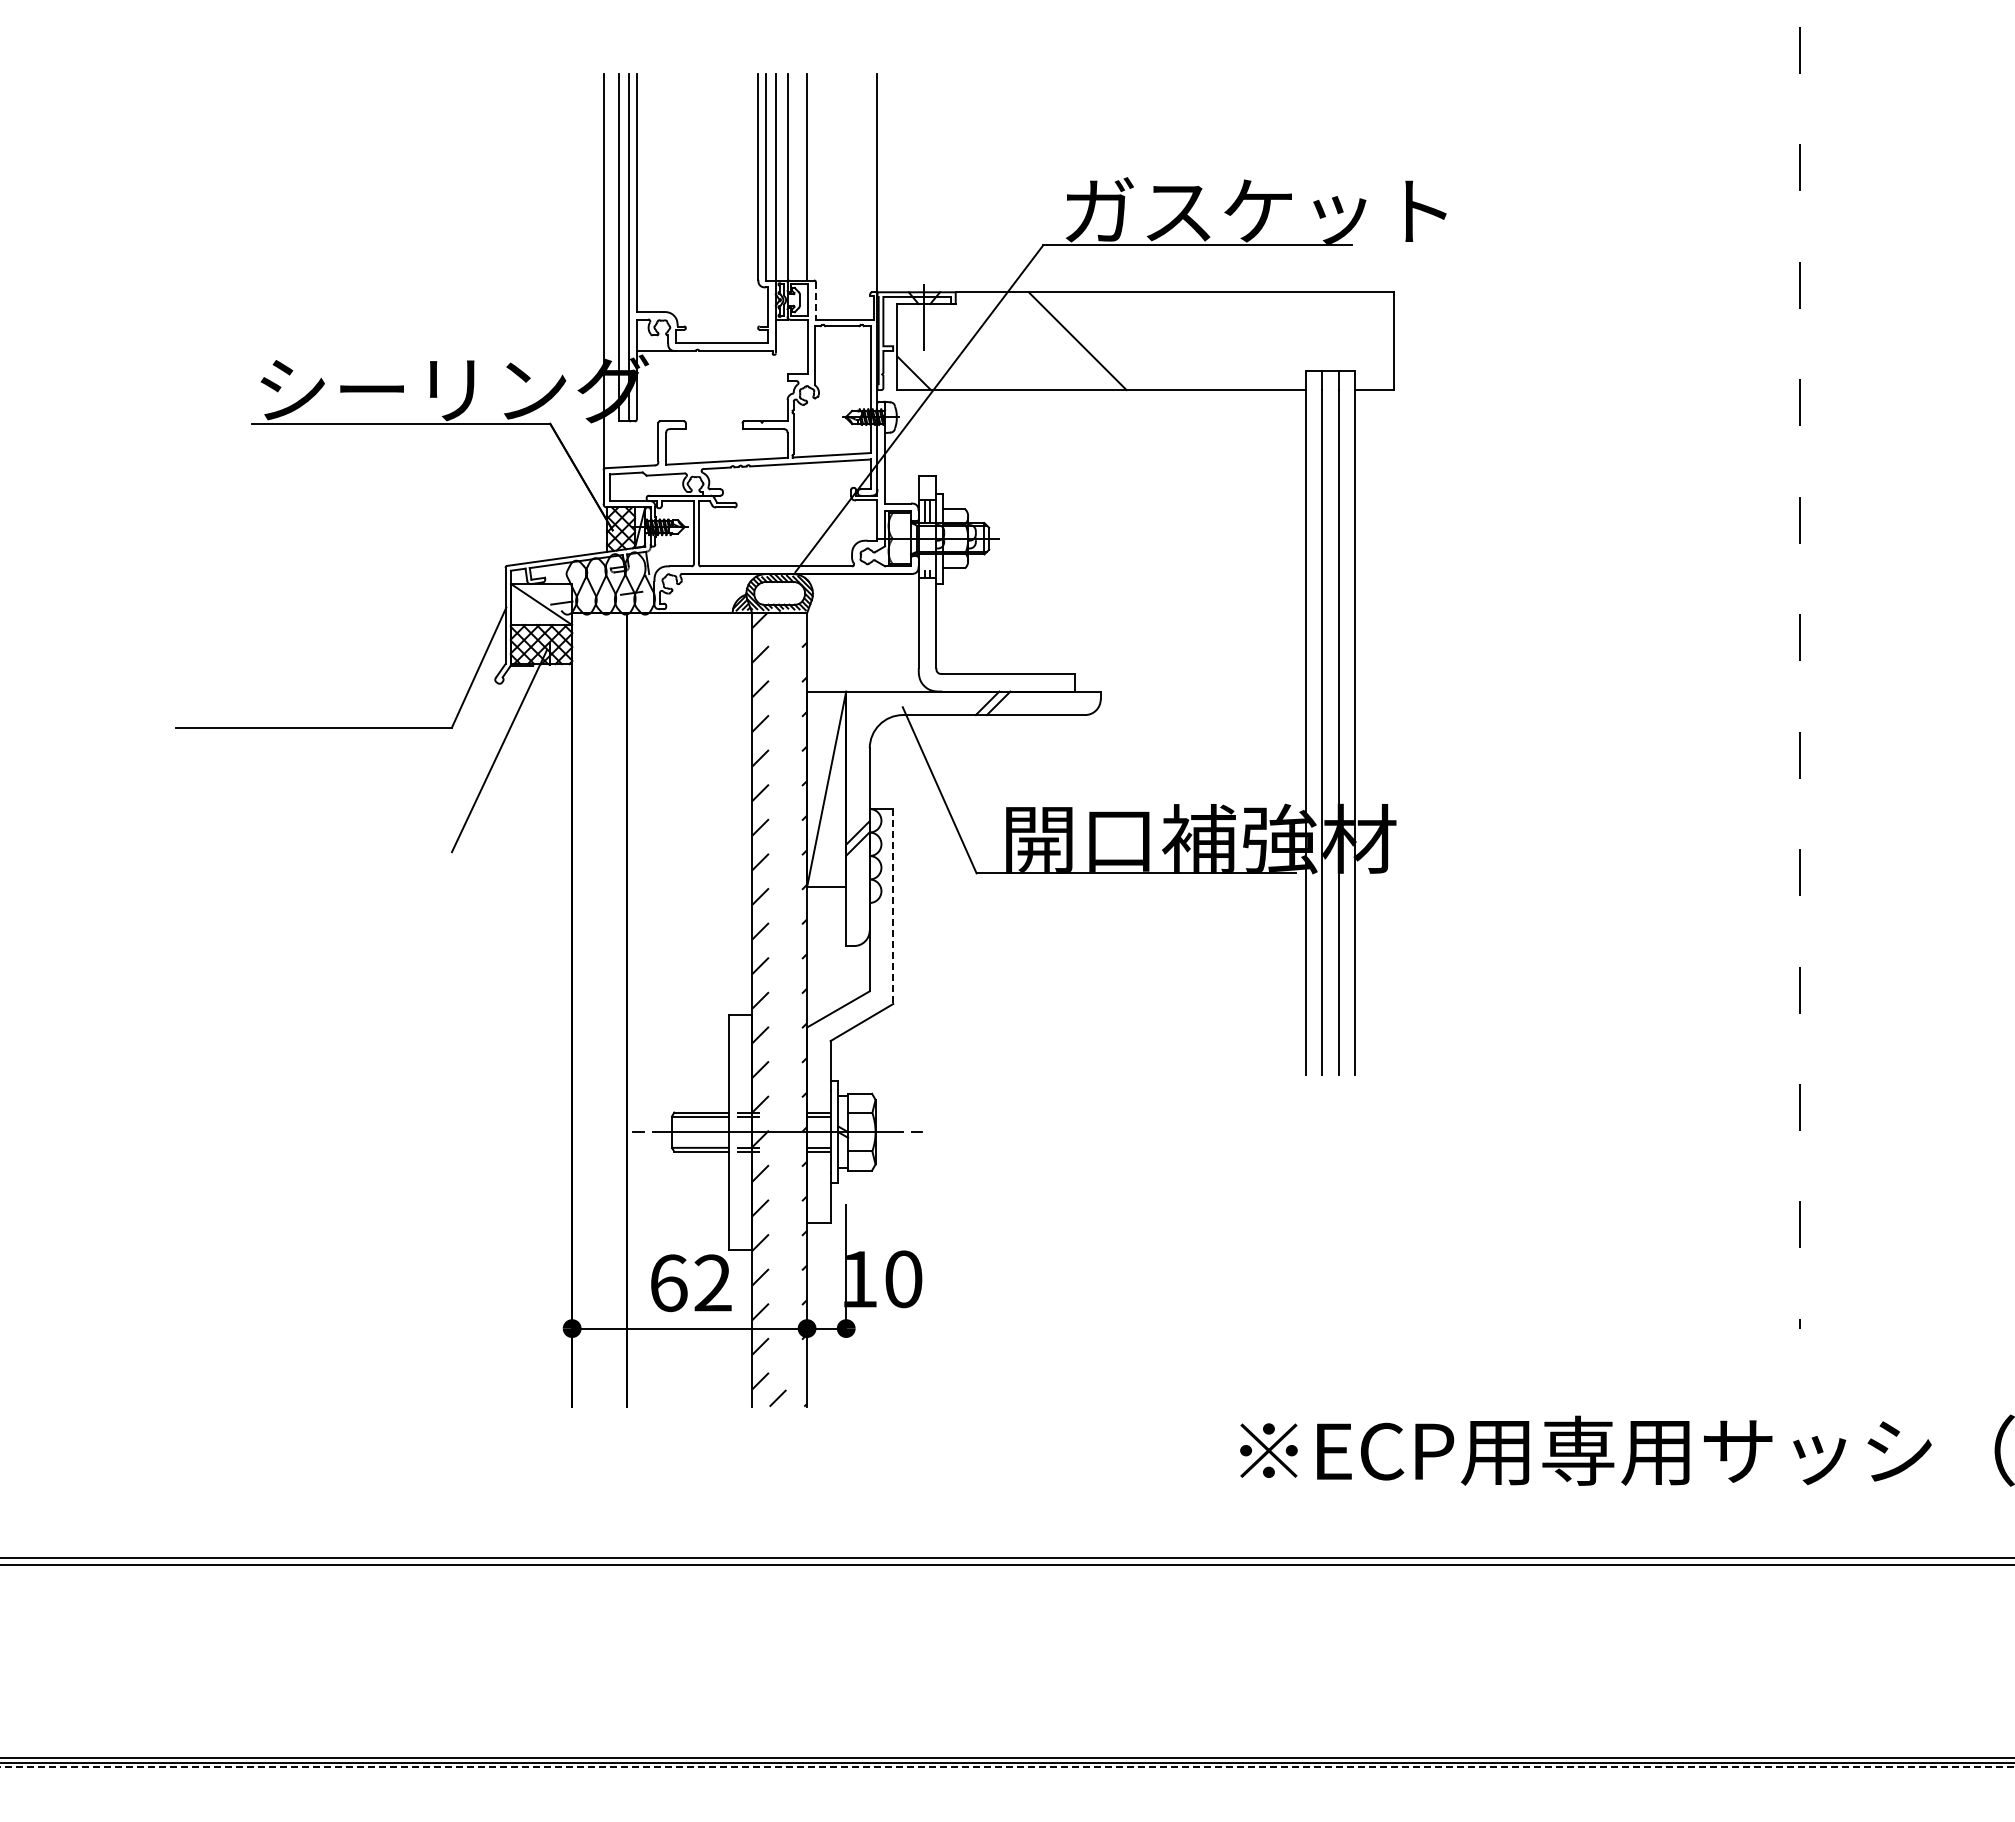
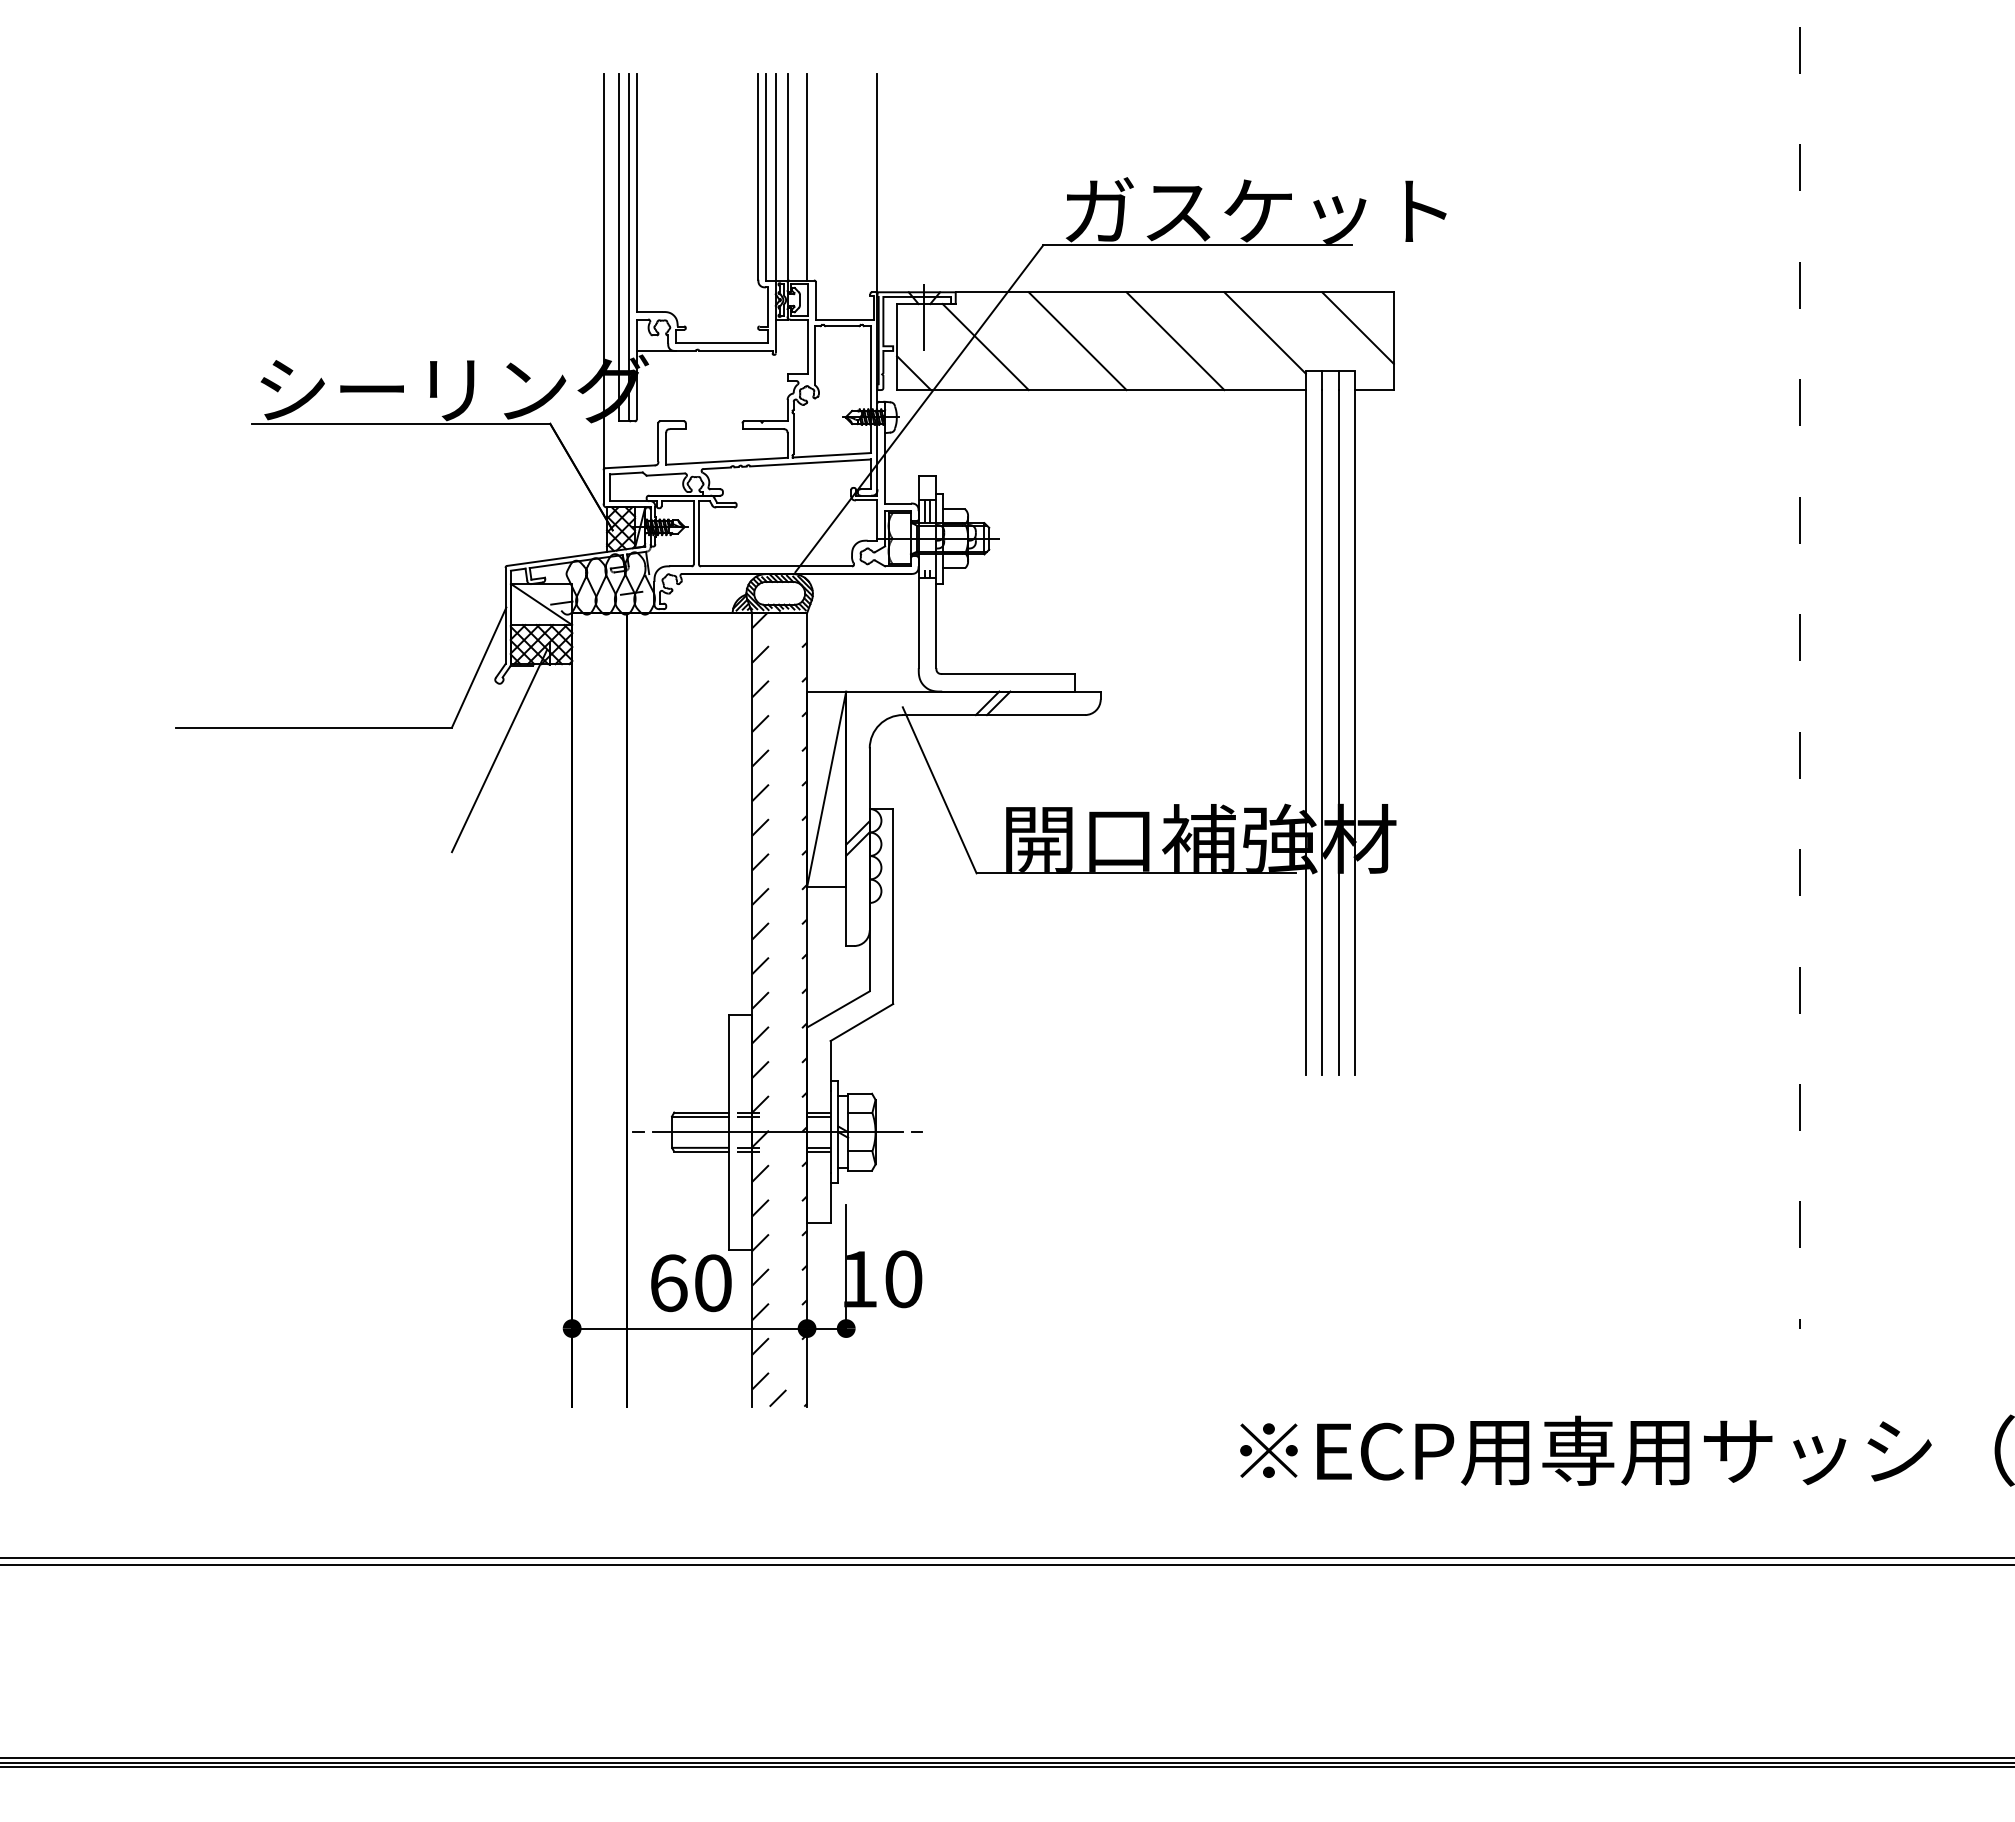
line: dashed -> solid (815, 301)
line: none -> present (1357, 327)
line: none -> present (1264, 332)
line: none -> present (1175, 341)
line: none -> present (985, 347)
line: dashed -> solid (893, 906)
text: 62 -> 60 (712, 1283)
line: dashed -> solid (1007, 1767)
